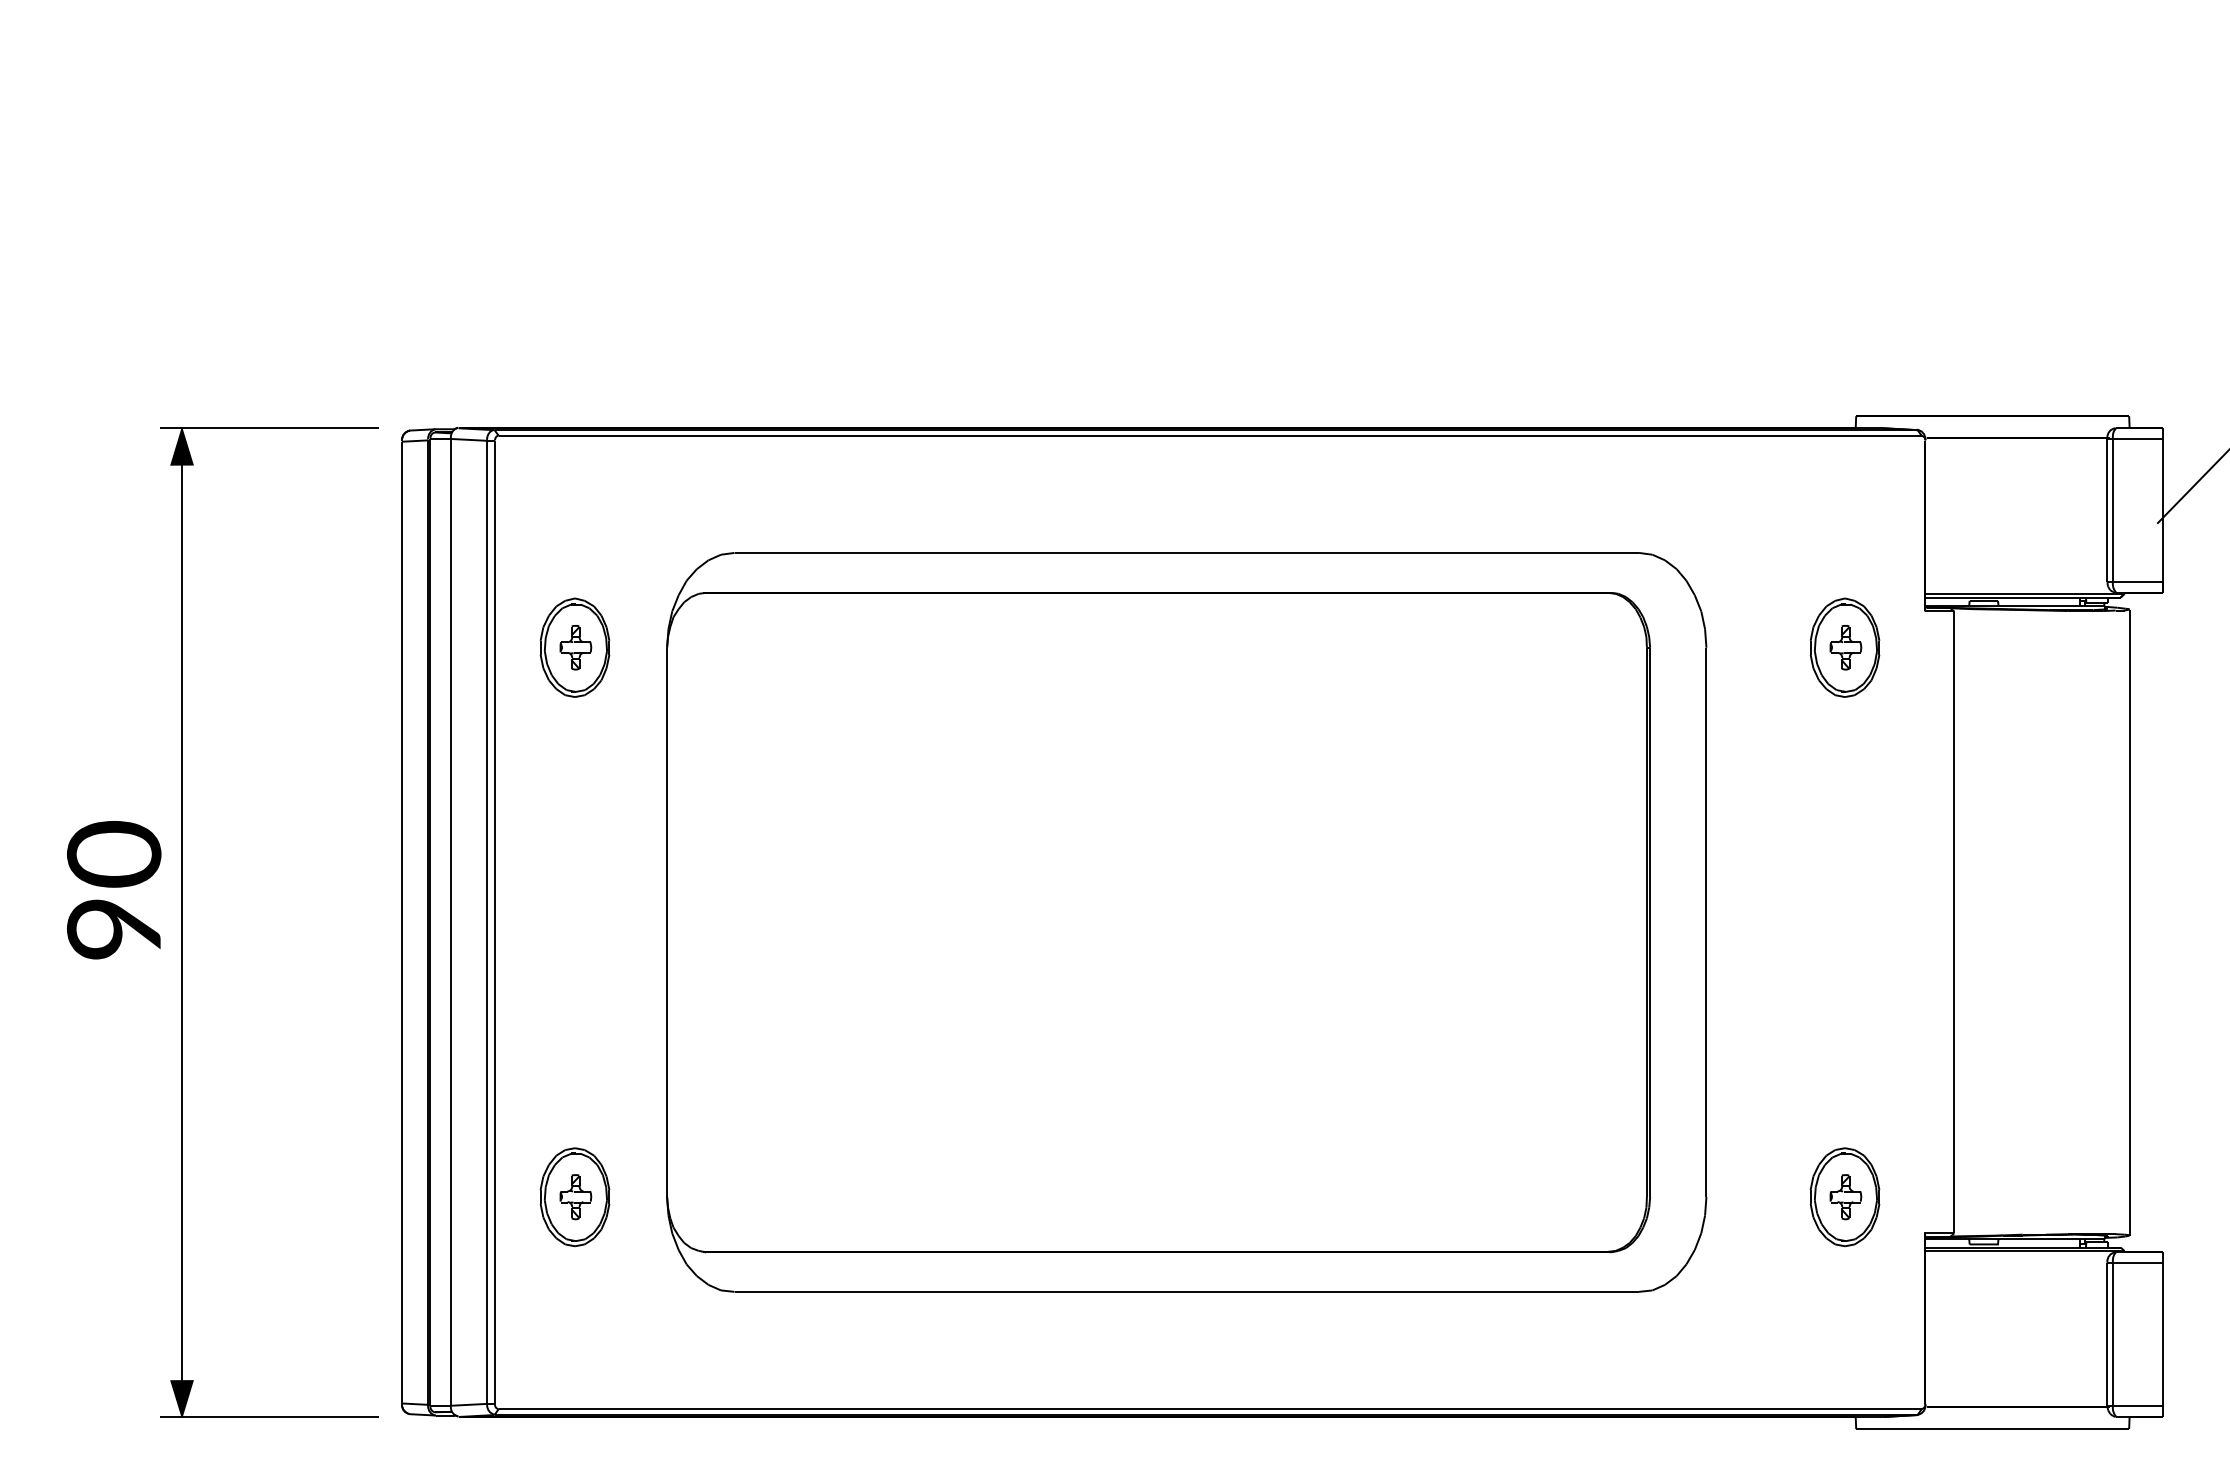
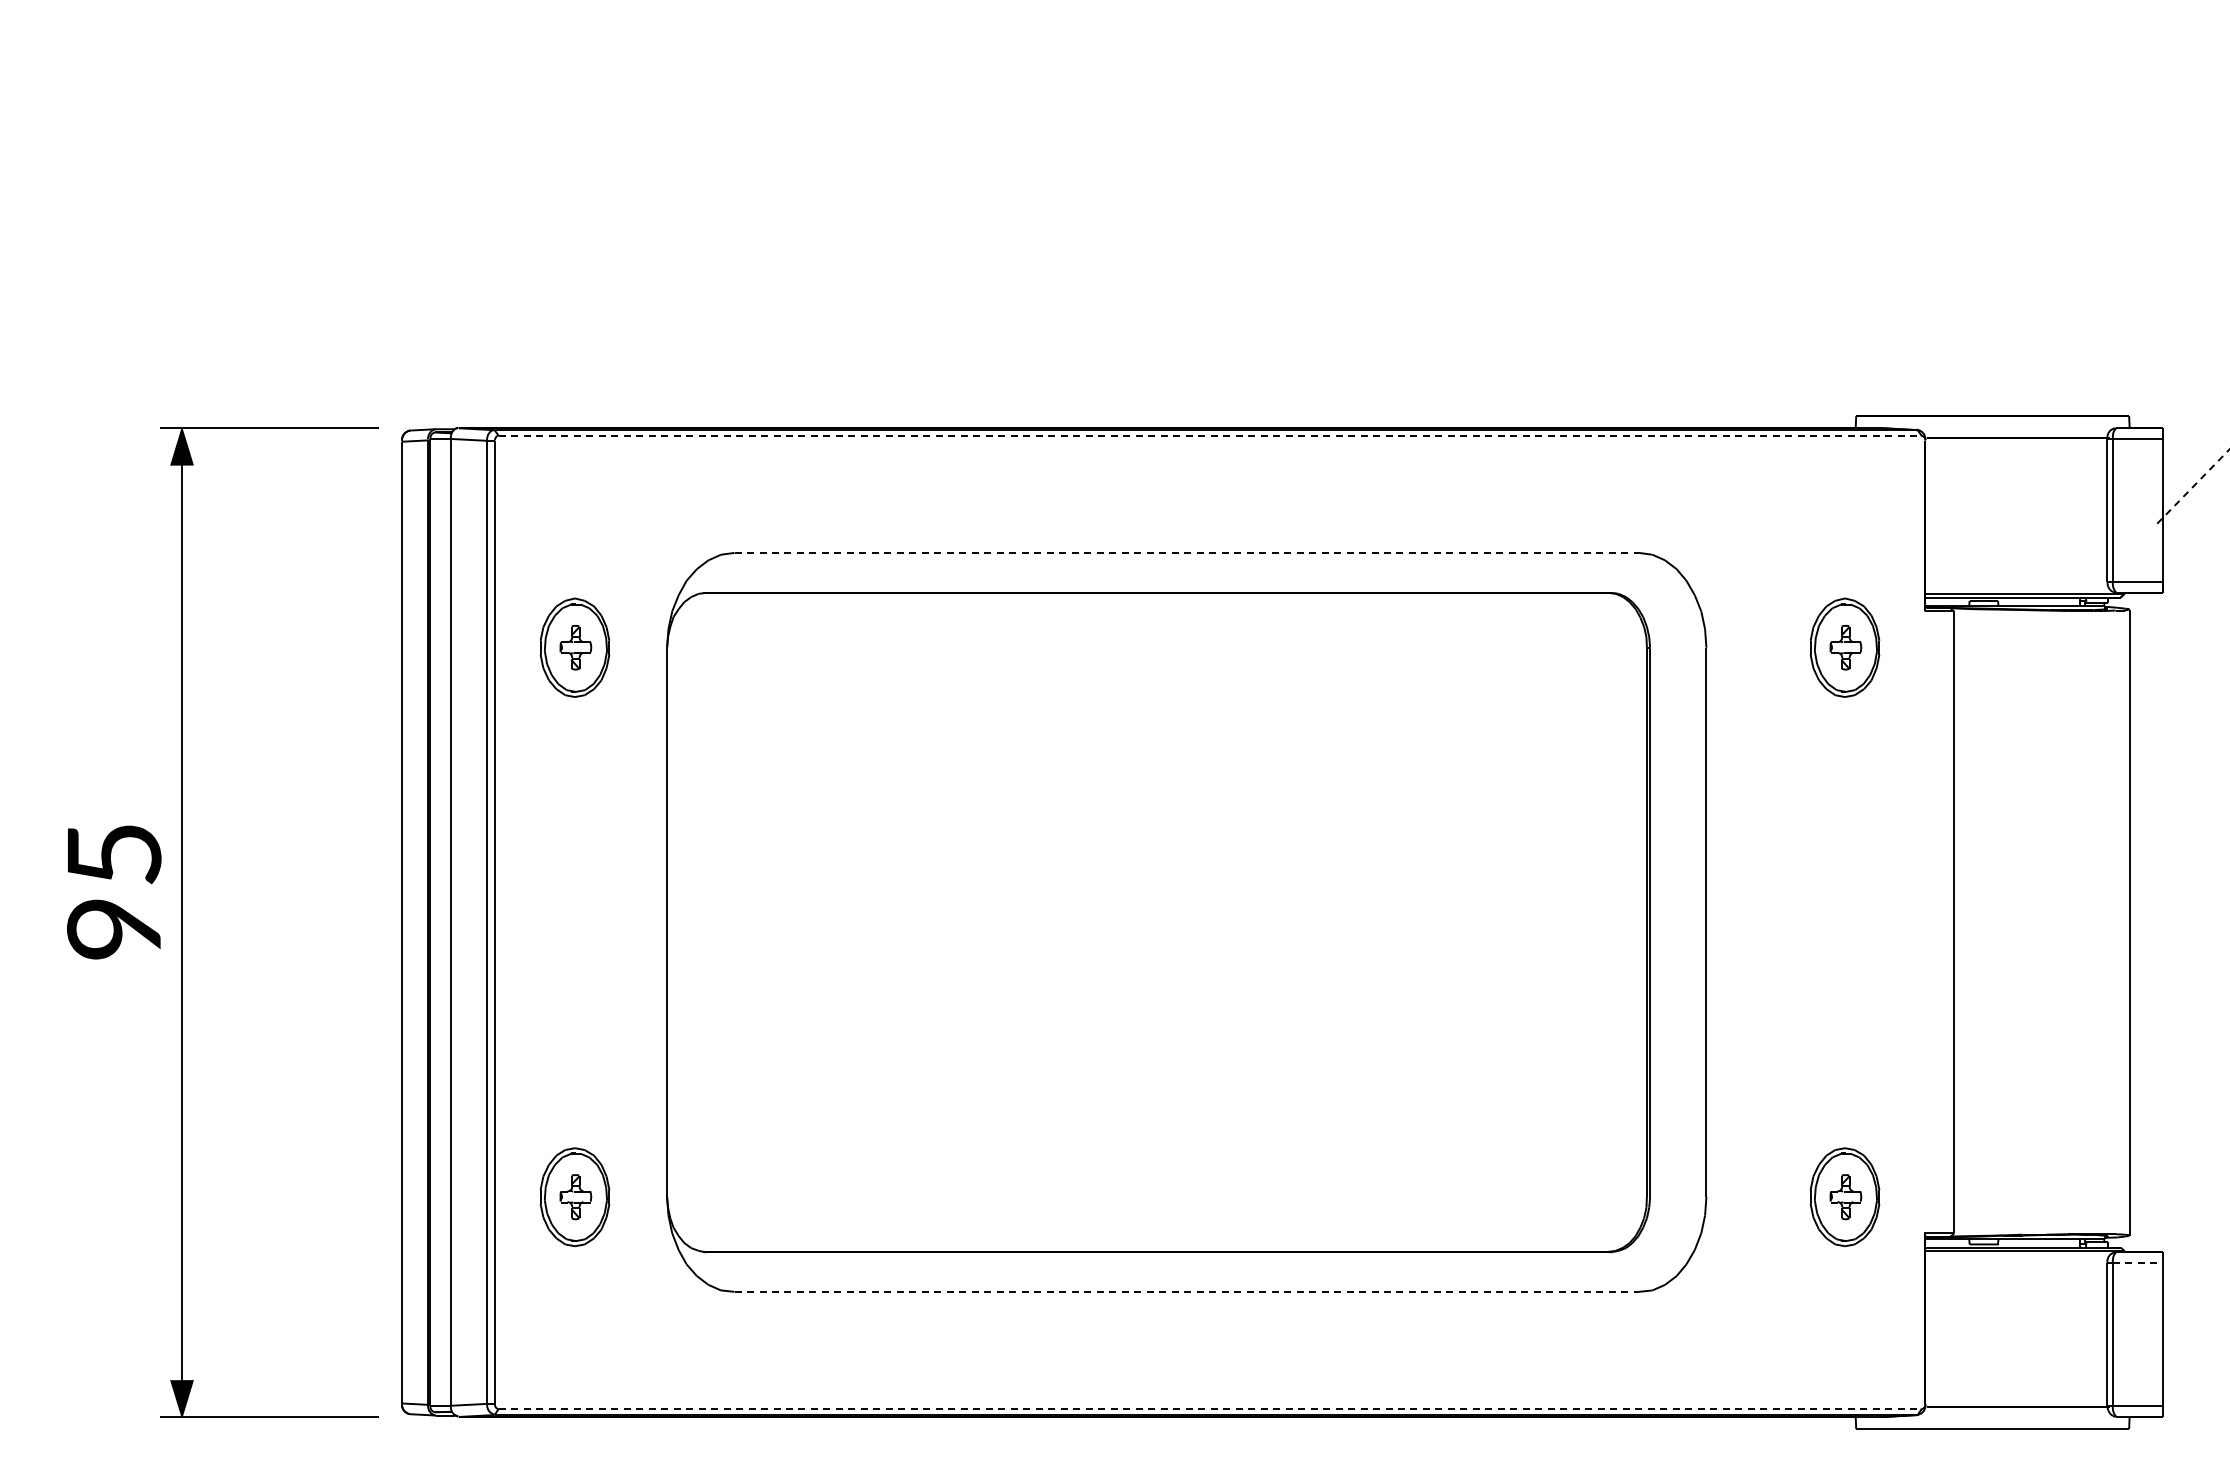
line: solid -> dashed (1210, 435)
line: solid -> dashed (2193, 486)
line: solid -> dashed (1187, 552)
text: 90 -> 95 (114, 854)
line: solid -> dashed (2138, 1263)
line: solid -> dashed (1187, 1291)
line: solid -> dashed (1210, 1409)
